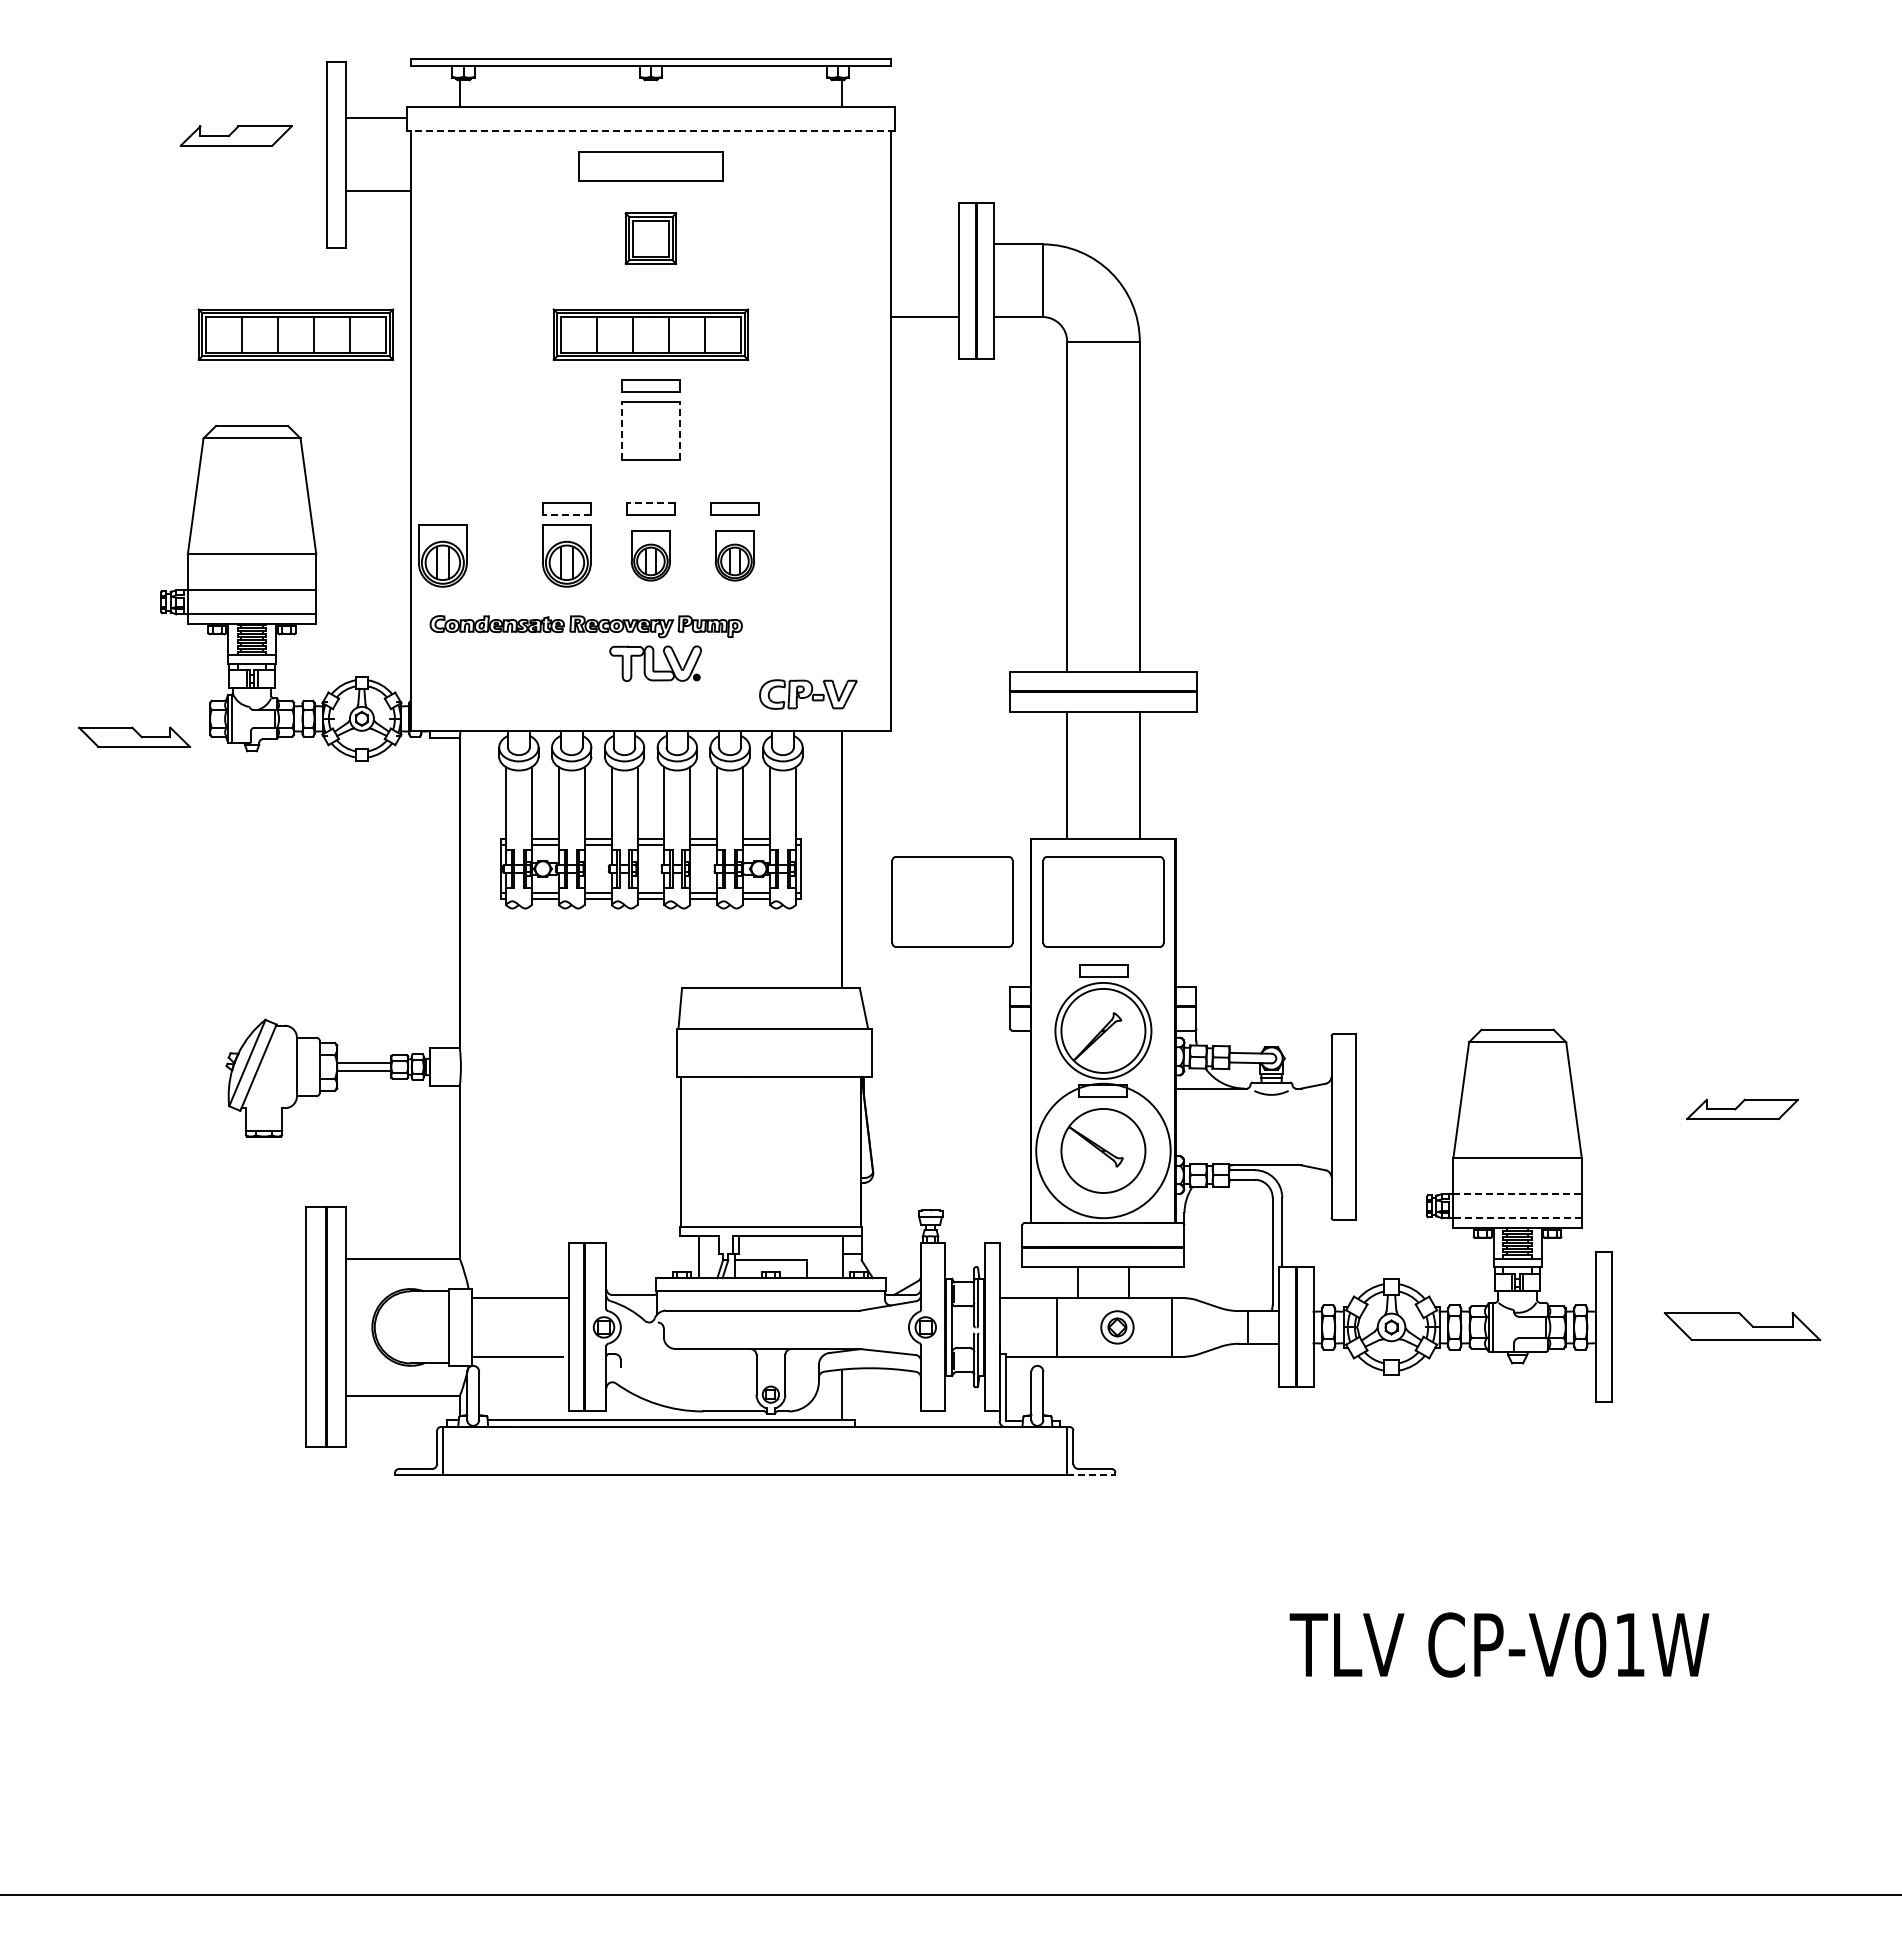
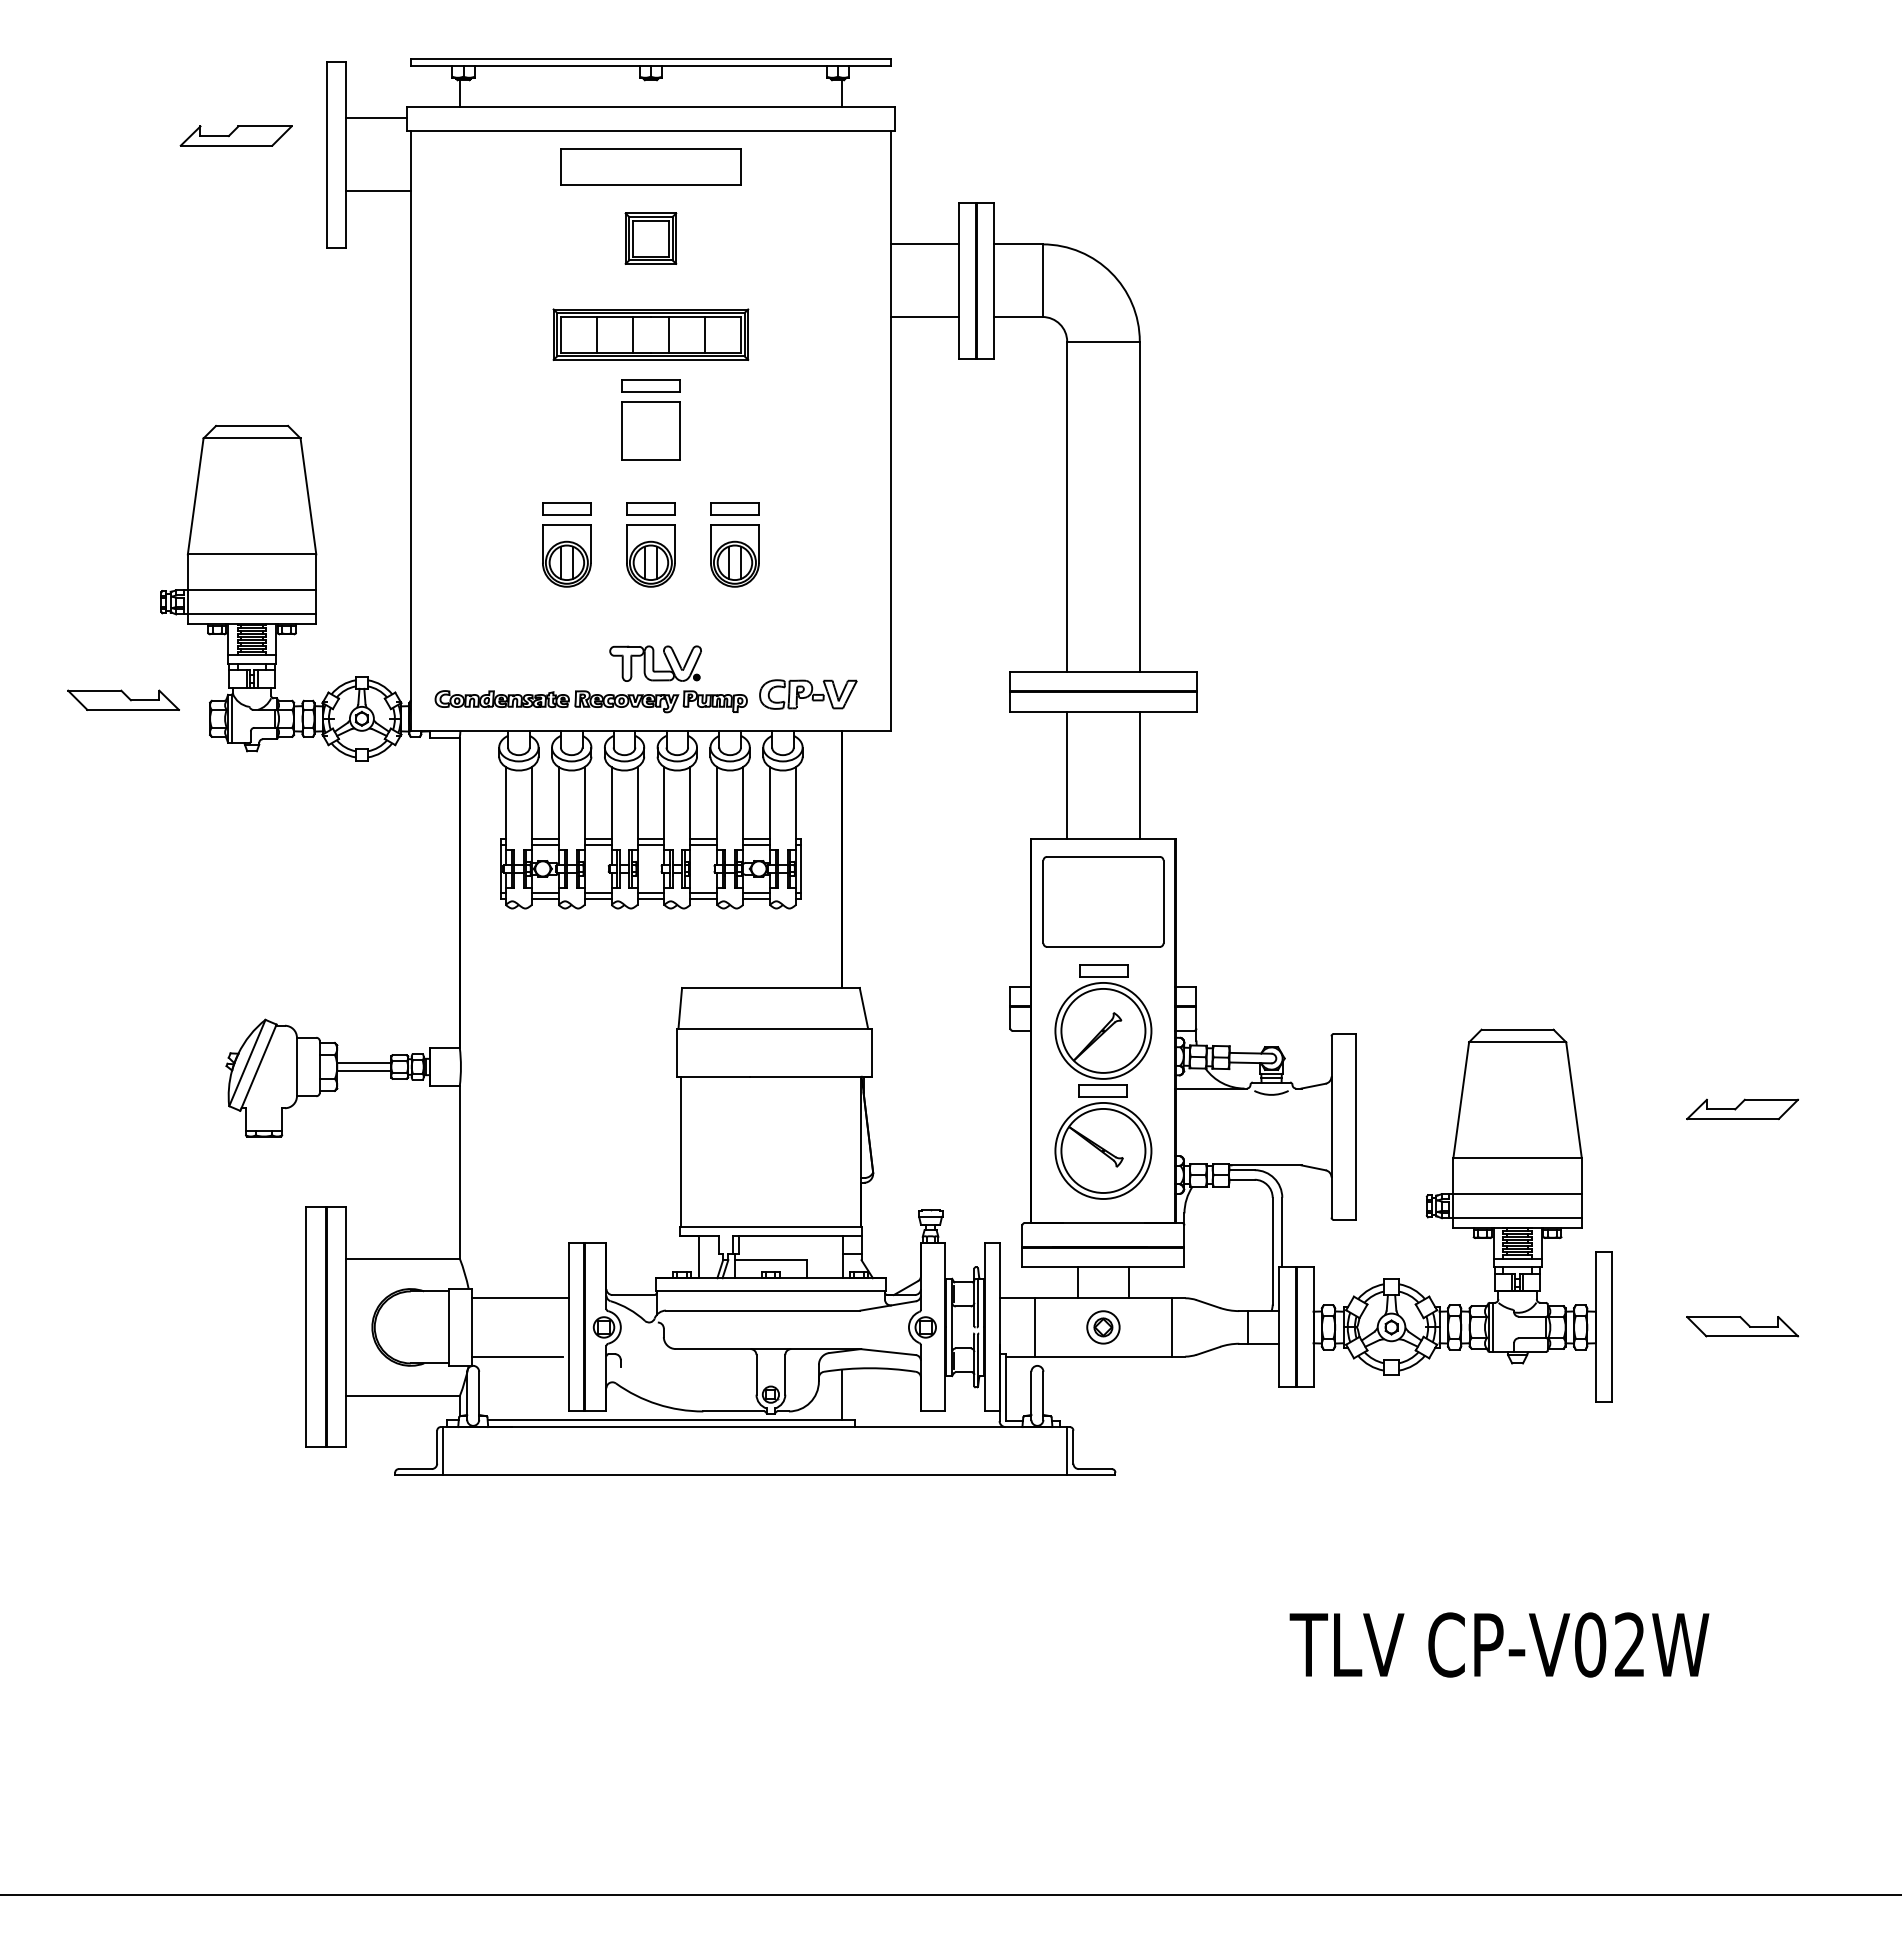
line: dashed -> solid (650, 130)
part size: 146x31 px -> 182x38 px (650, 166)
line: none -> present (925, 244)
part: present -> none (295, 334)
line: dashed -> solid (622, 430)
line: dashed -> solid (679, 430)
line: dashed -> solid (650, 503)
line: dashed -> solid (566, 515)
part: present -> none (442, 555)
part size: 41x52 px -> 50x64 px (650, 555)
part size: 41x52 px -> 50x64 px (734, 555)
part position: (585, 626) -> (590, 701) (590, 701)
part position: (134, 736) -> (123, 699) (123, 699)
part: present -> none (952, 901)
circle diameter: 134 px -> 96 px (1103, 1150)
line: dashed -> solid (1518, 1194)
line: dashed -> solid (1517, 1218)
part size: 158x30 px -> 114x22 px (1742, 1326)
line position: (1056, 1327) -> (1034, 1327) (1034, 1327)
part position: (1117, 1327) -> (1103, 1327) (1103, 1327)
line: dashed -> solid (1091, 1475)
text: CP-V01W -> CP-V02W (1629, 1644)
